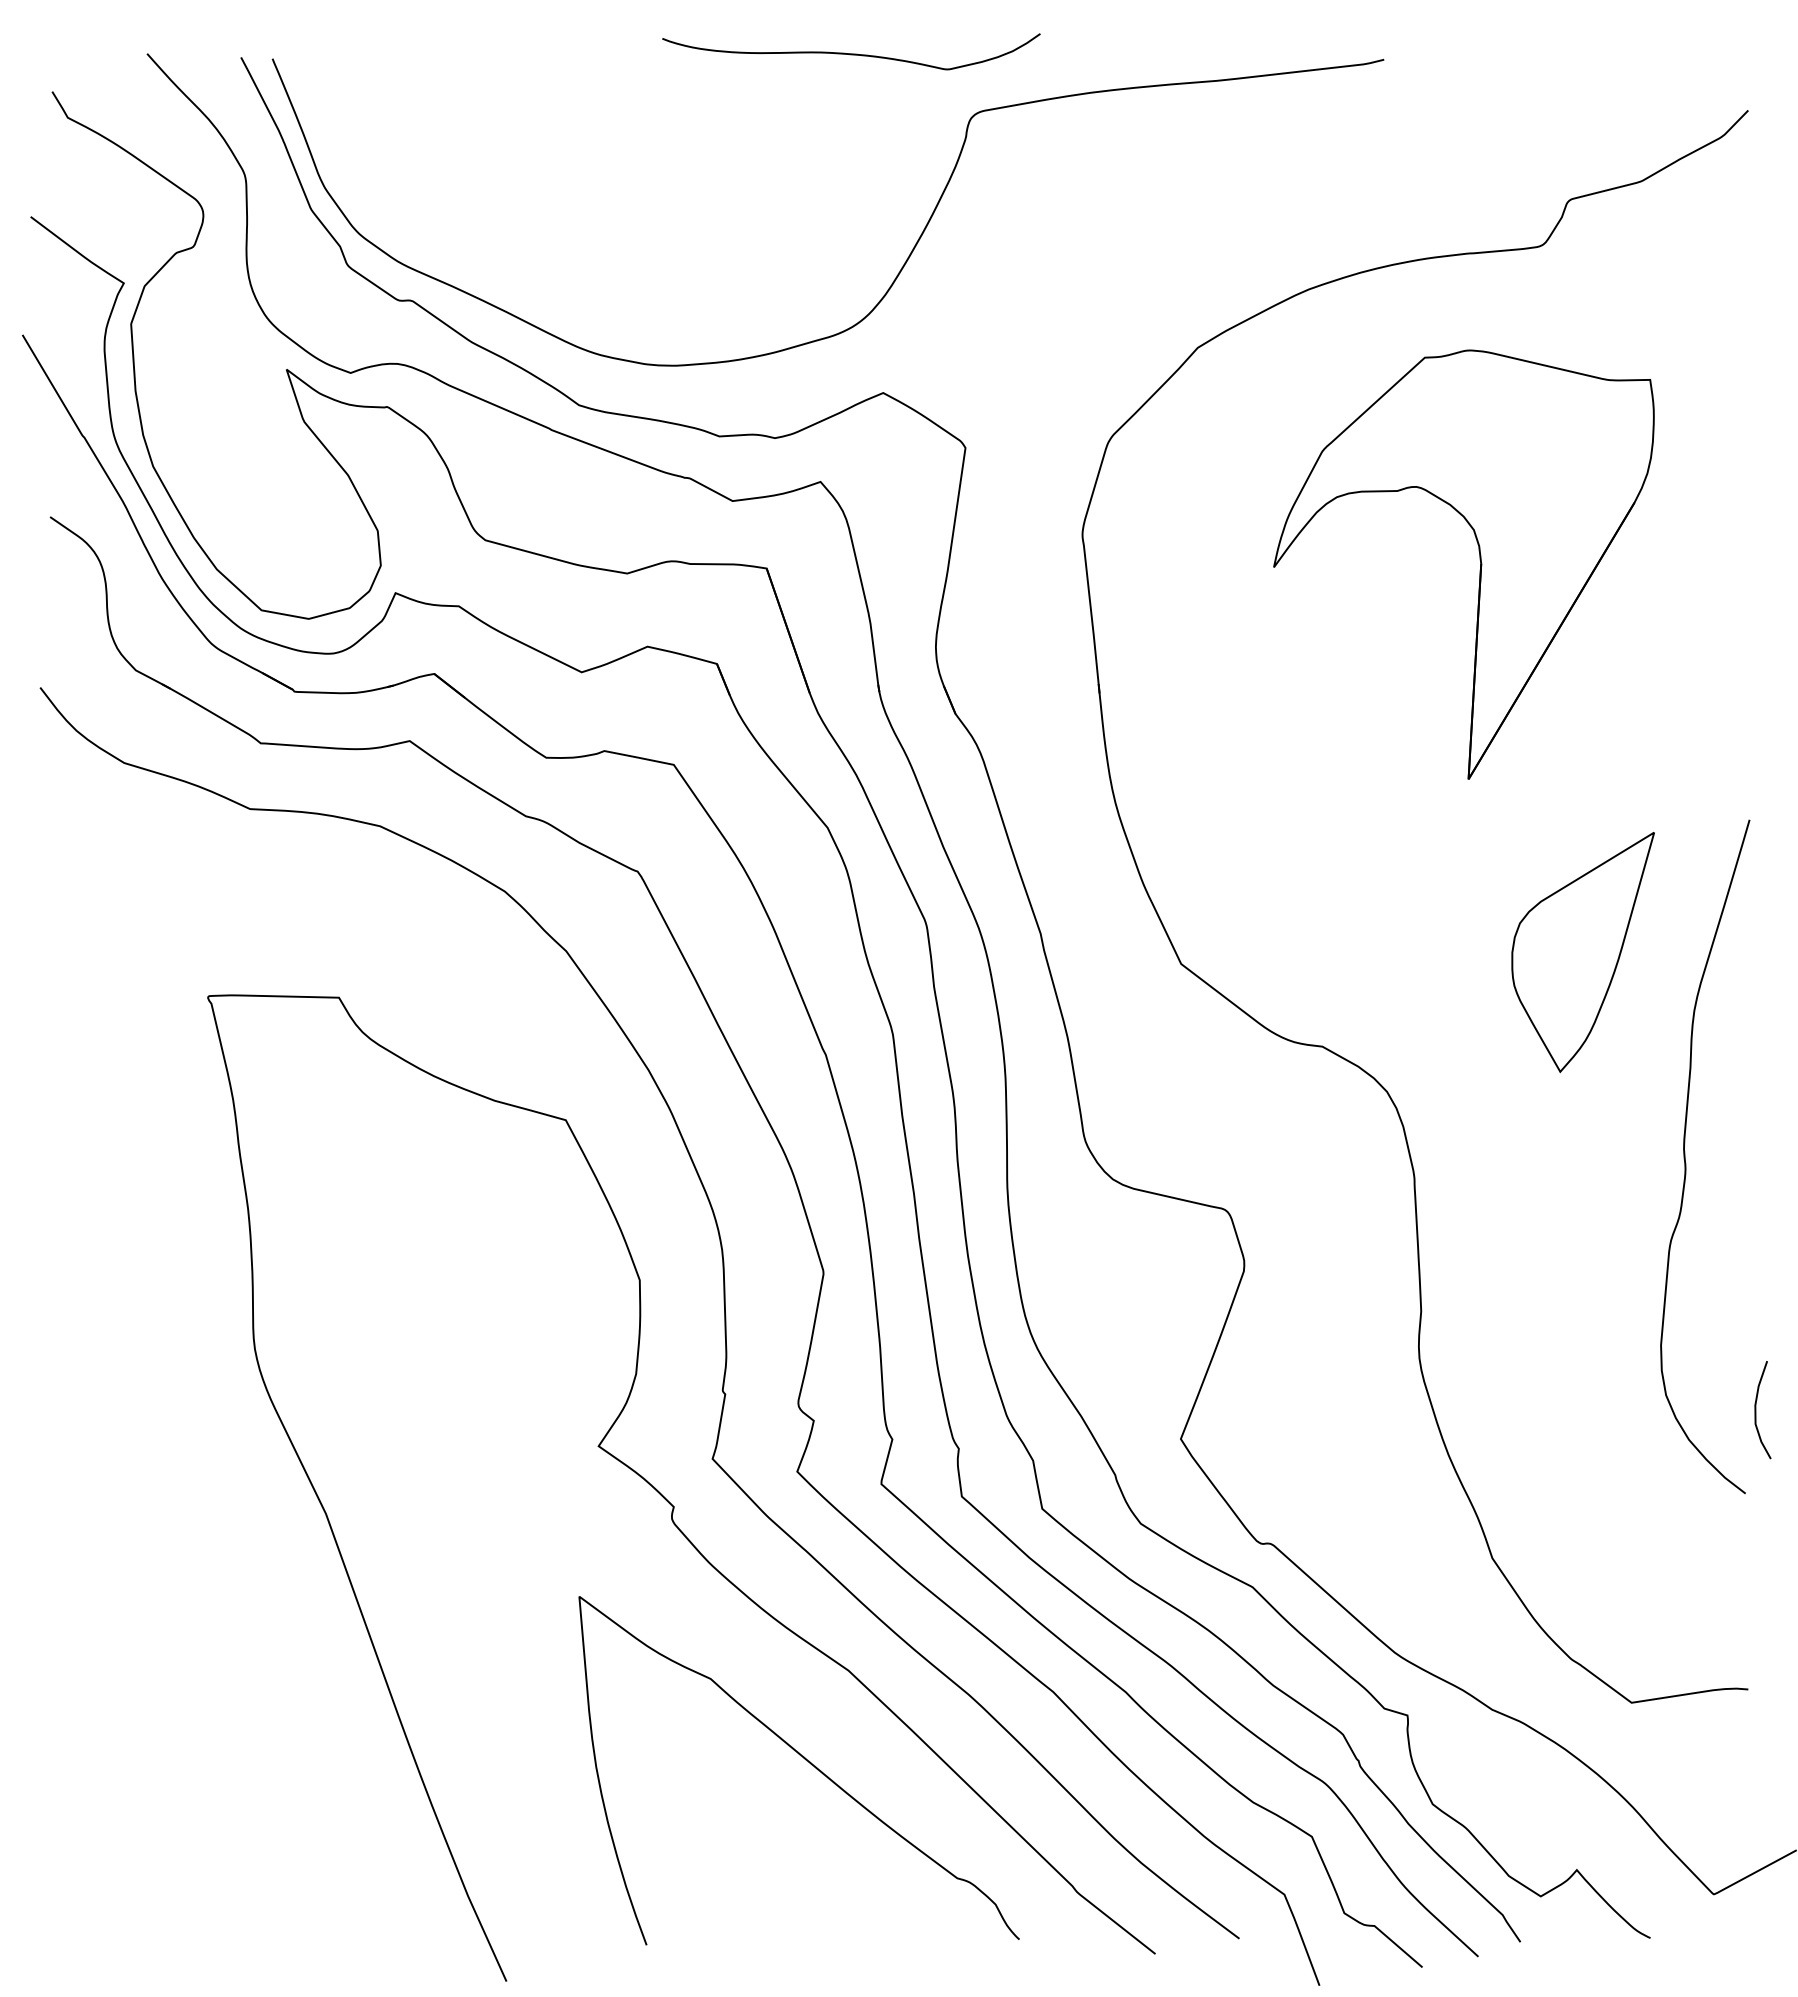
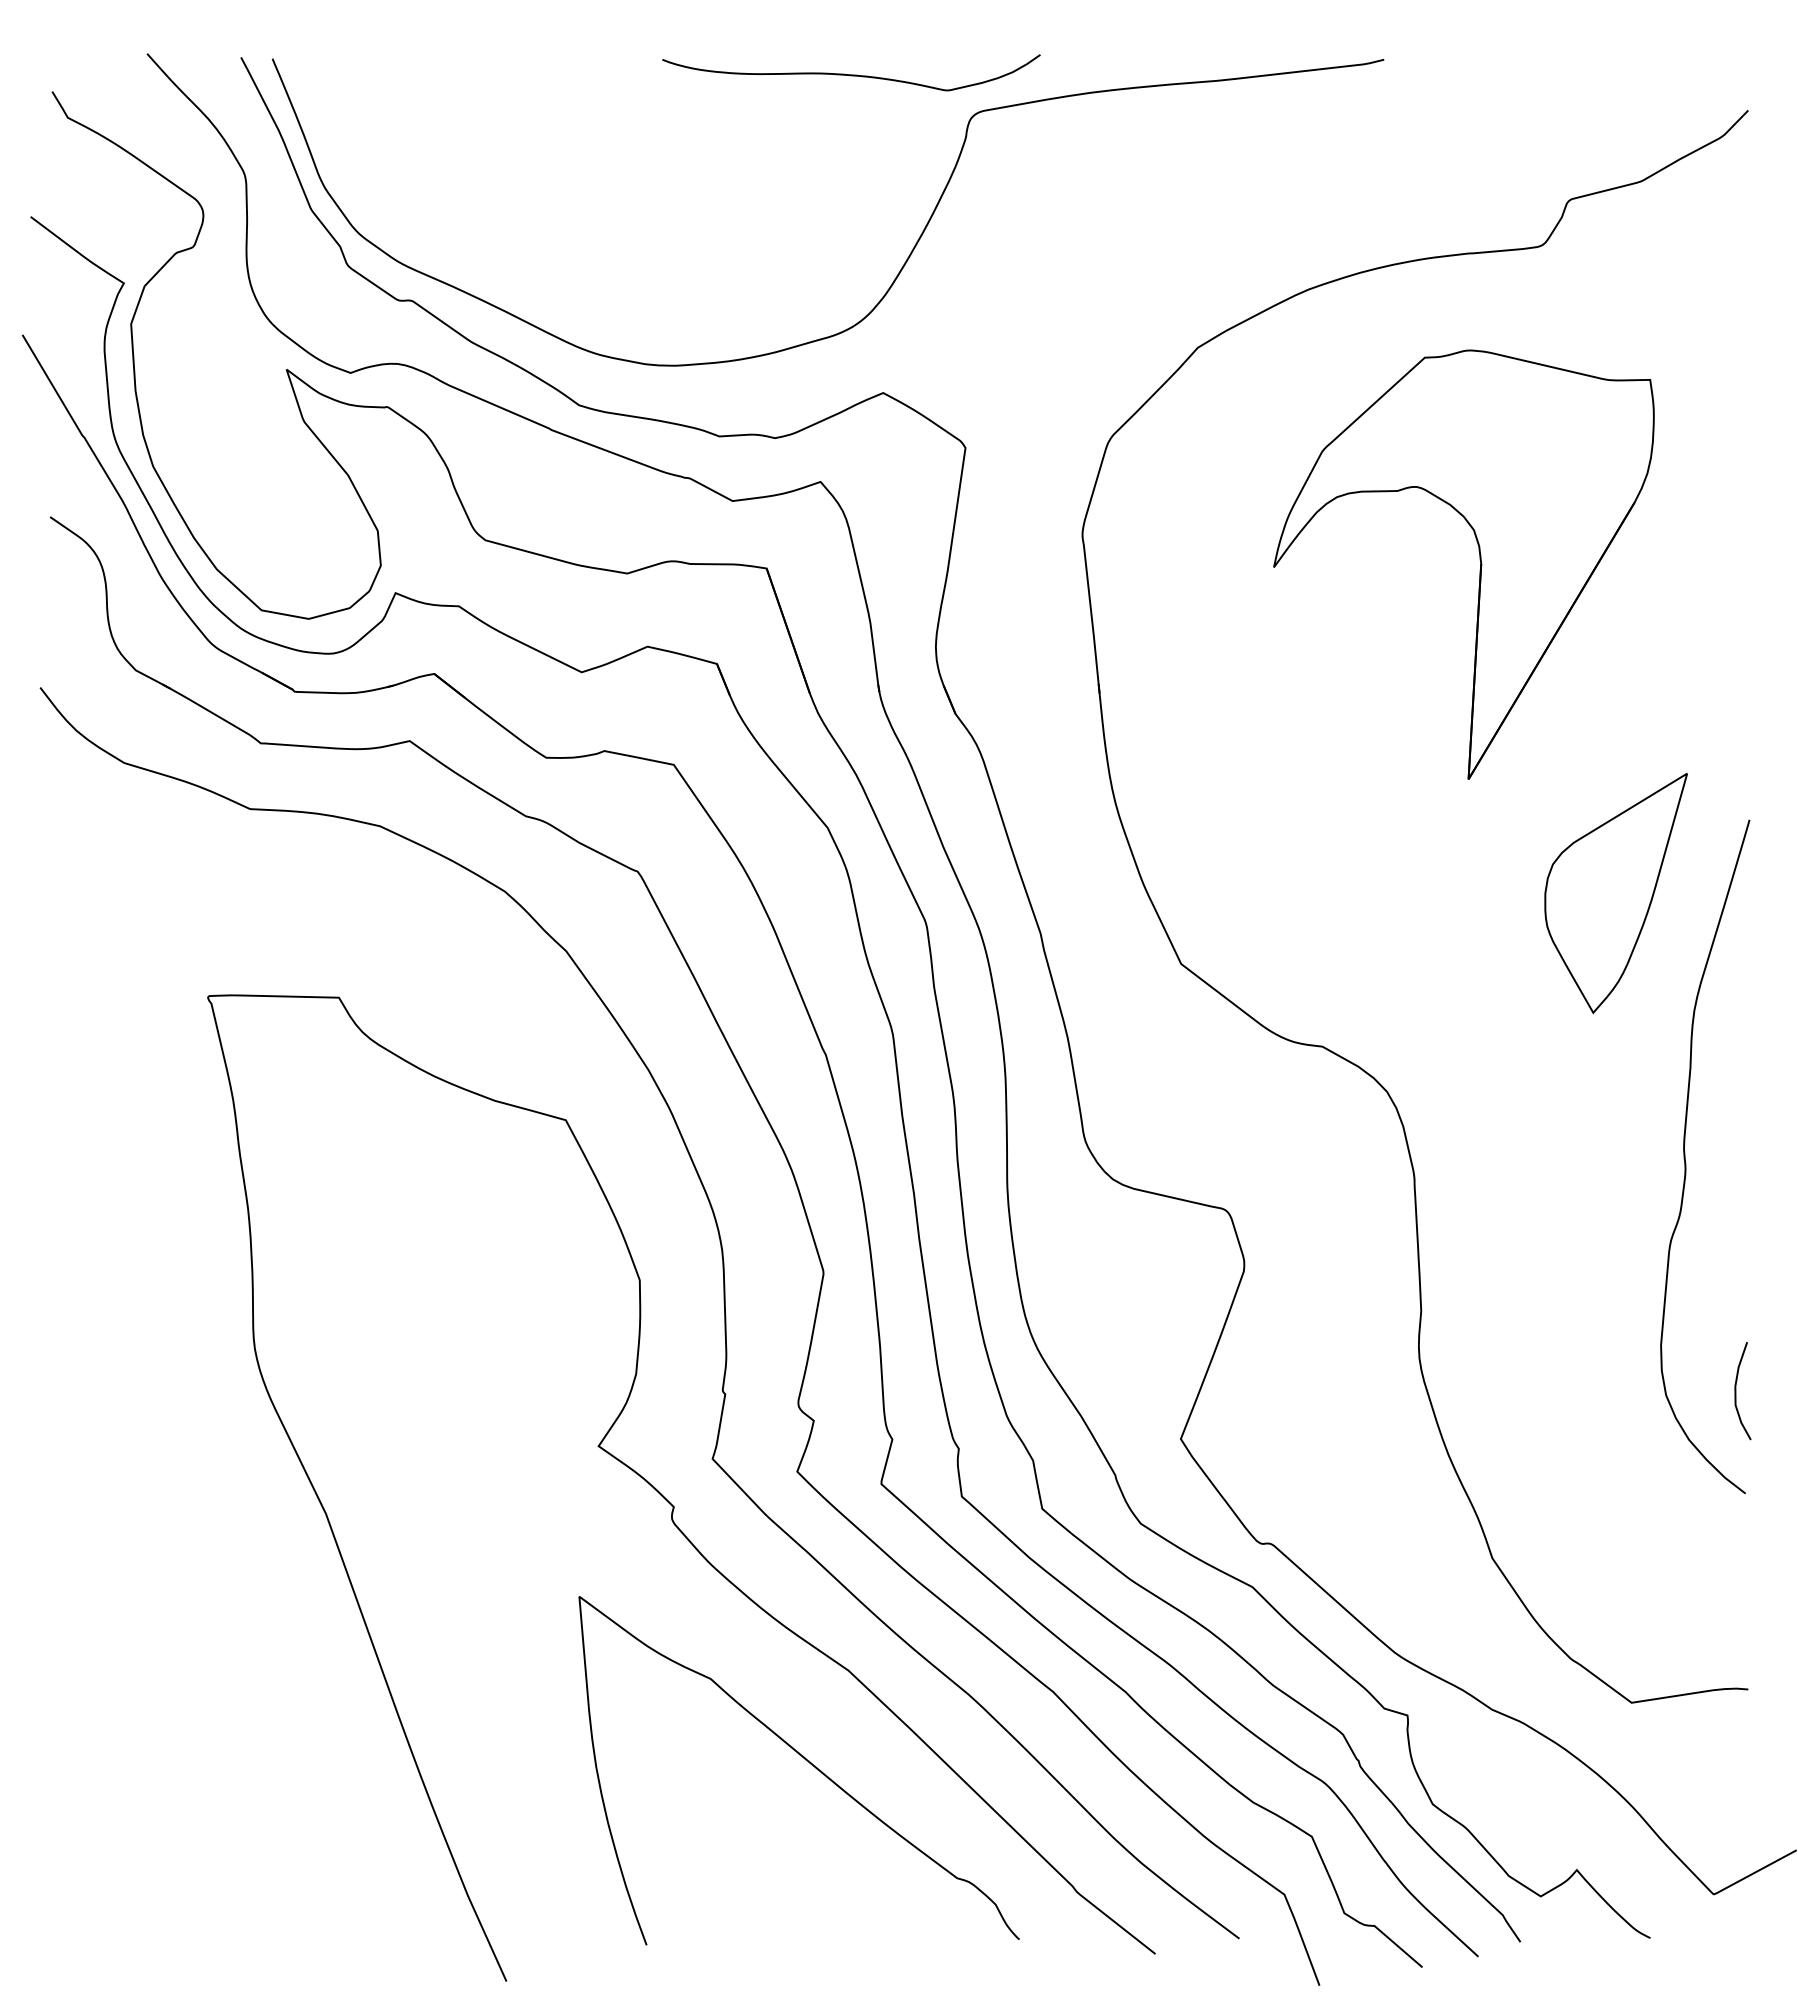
curve position: (851, 53) -> (851, 74) (851, 74)
part position: (1582, 952) -> (1615, 893) (1615, 893)
curve position: (1756, 1410) -> (1736, 1391) (1736, 1391)
